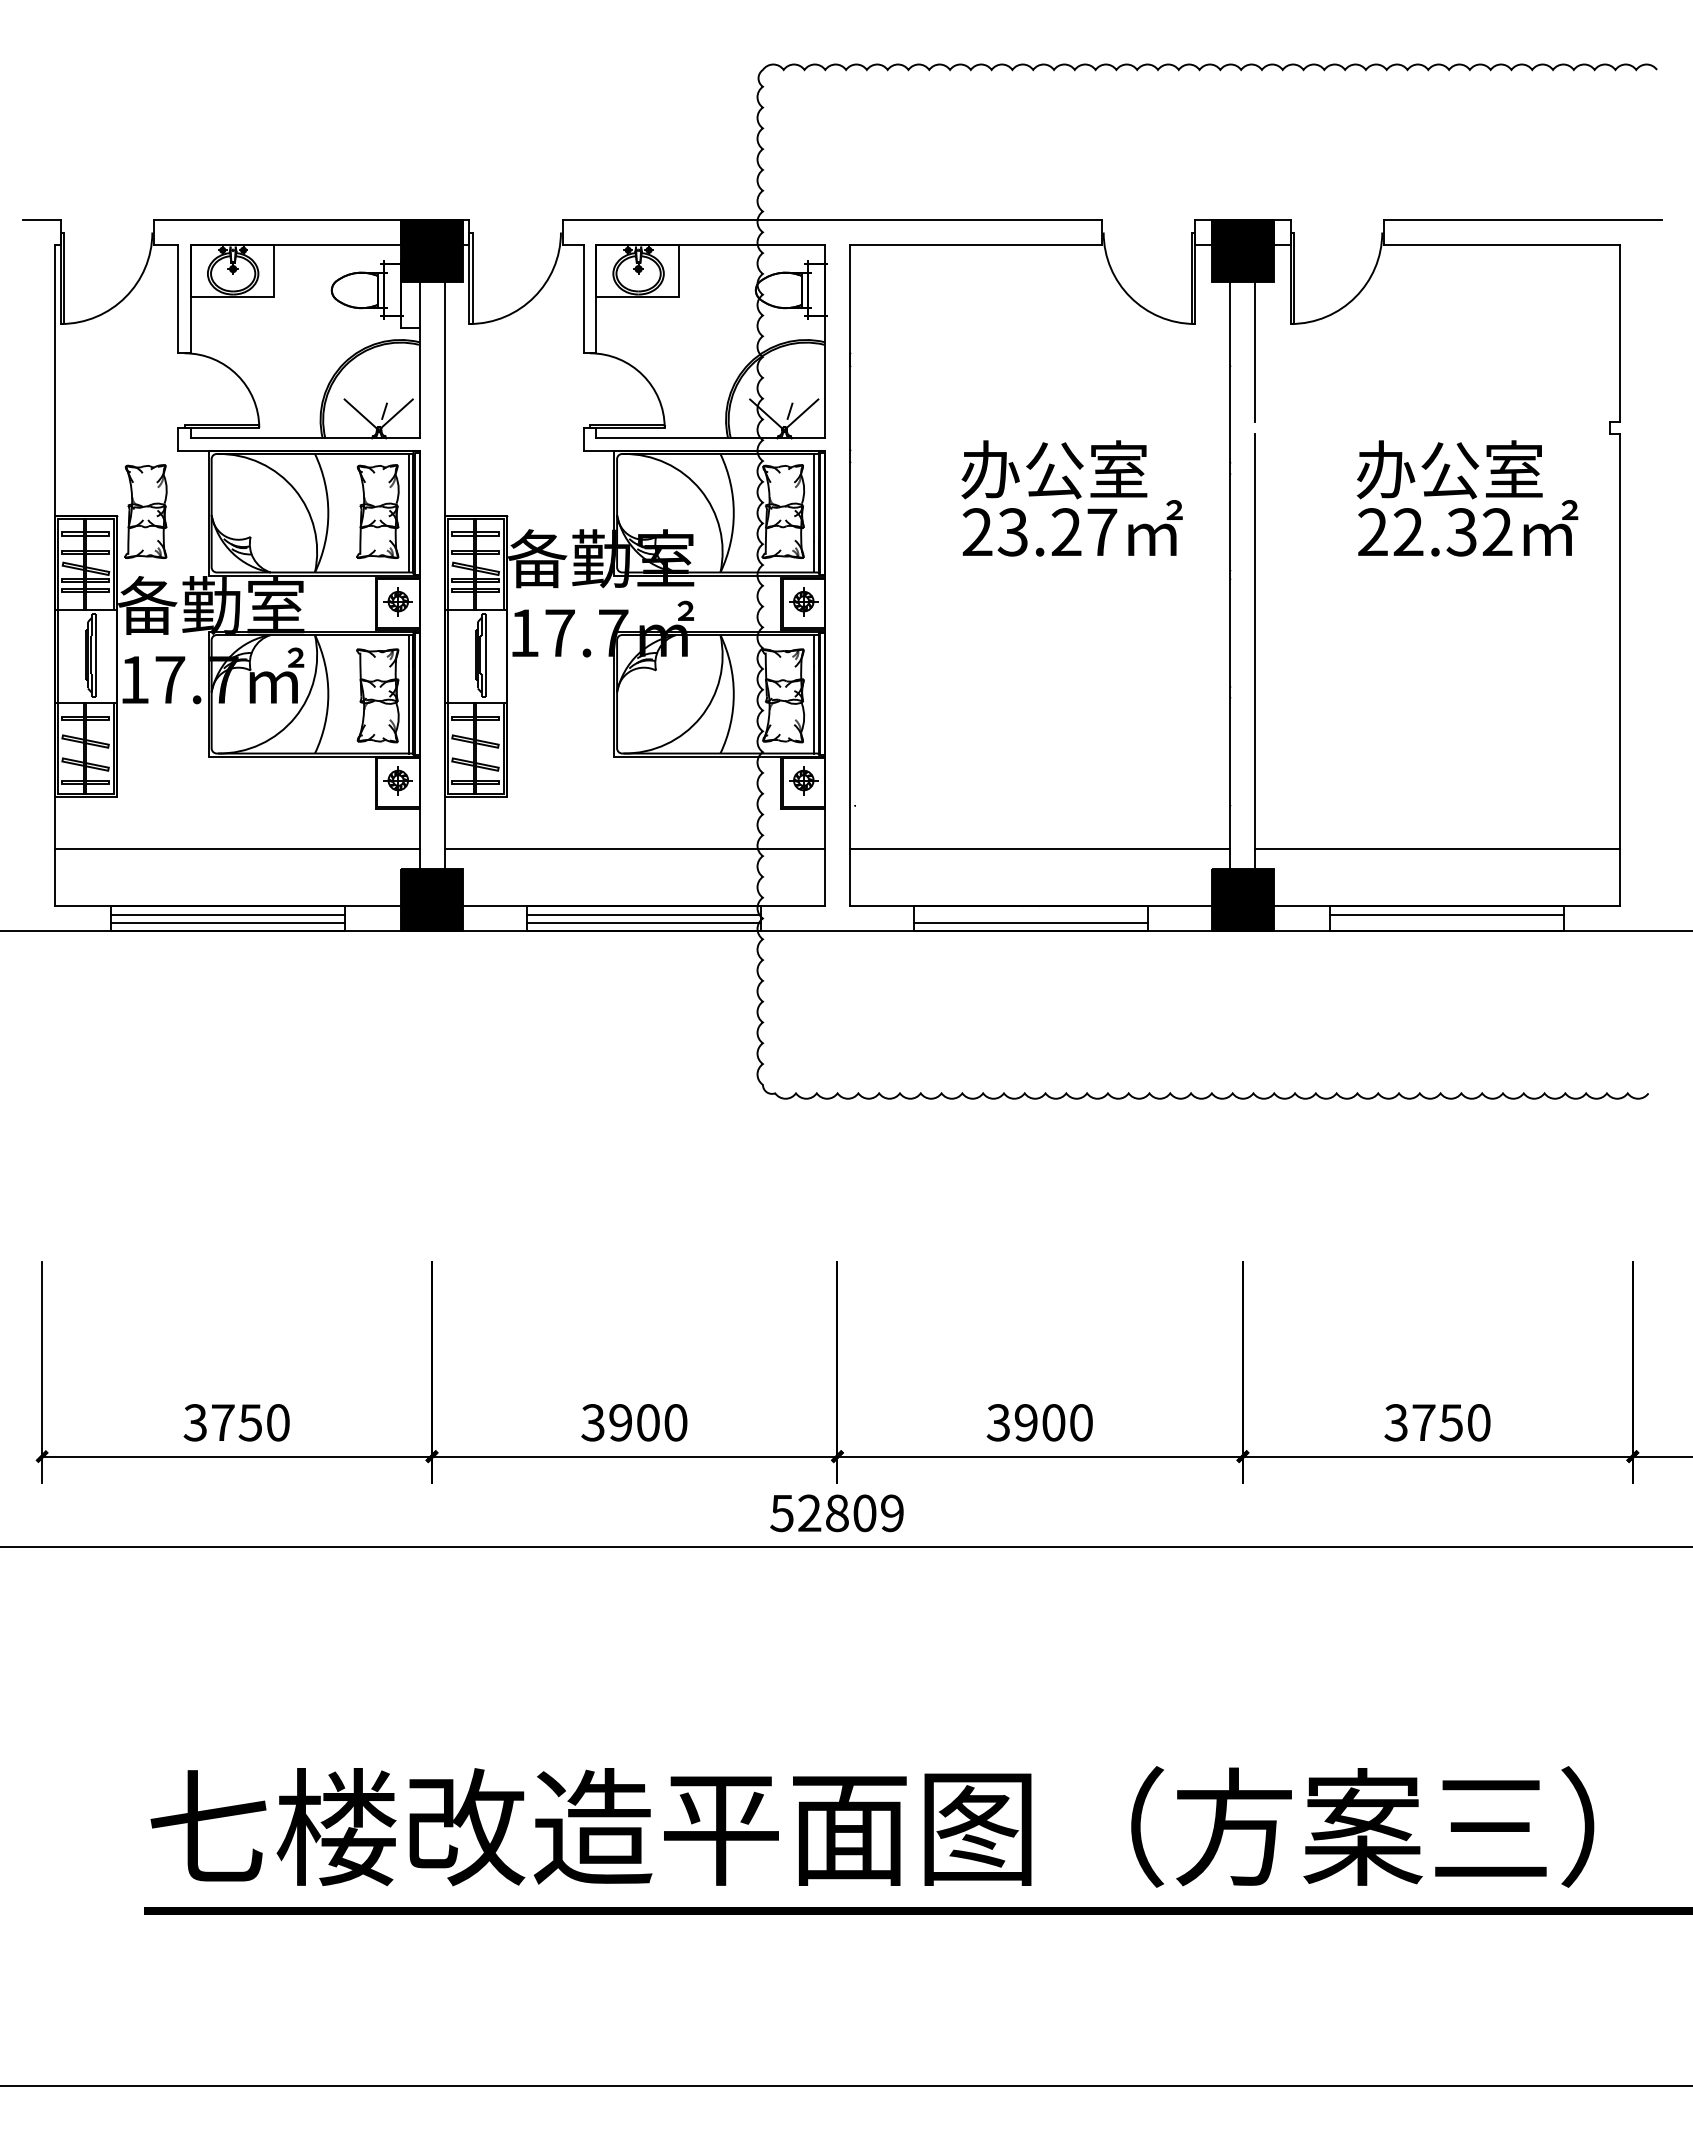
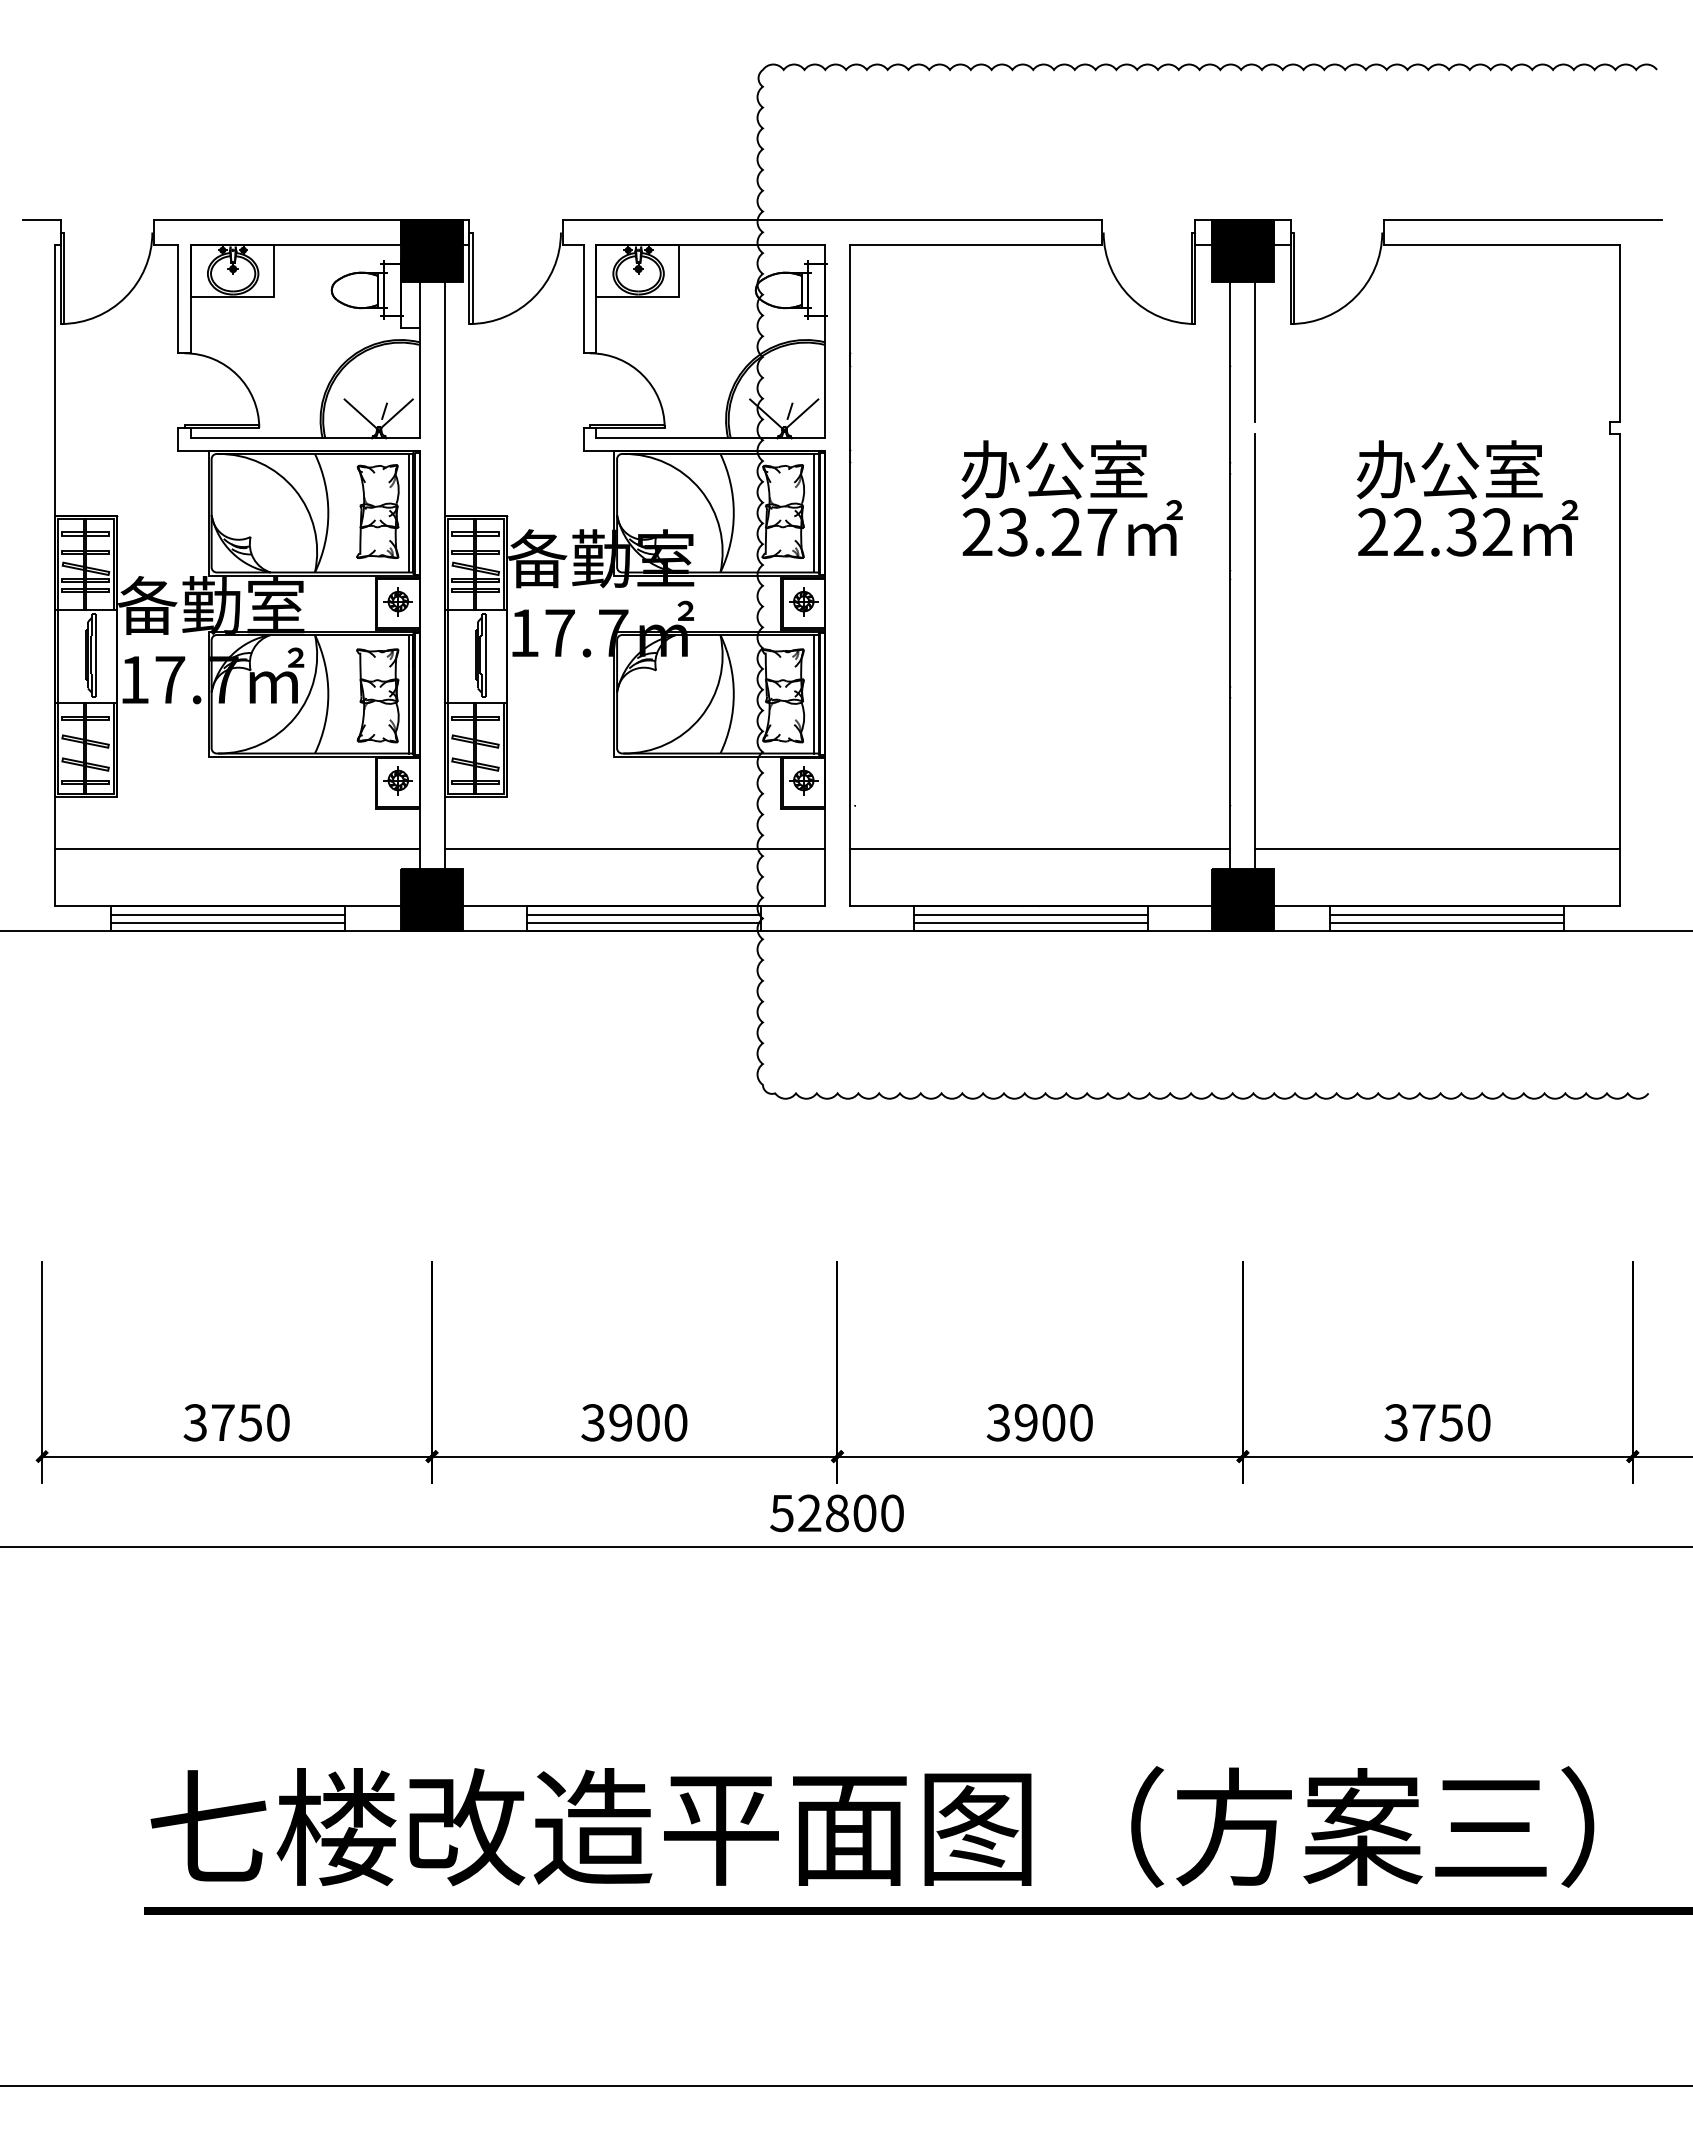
part: present -> none (145, 511)
line: none -> present (1030, 914)
line: none -> present (1447, 922)
text: 52809 -> 52800 (892, 1513)
